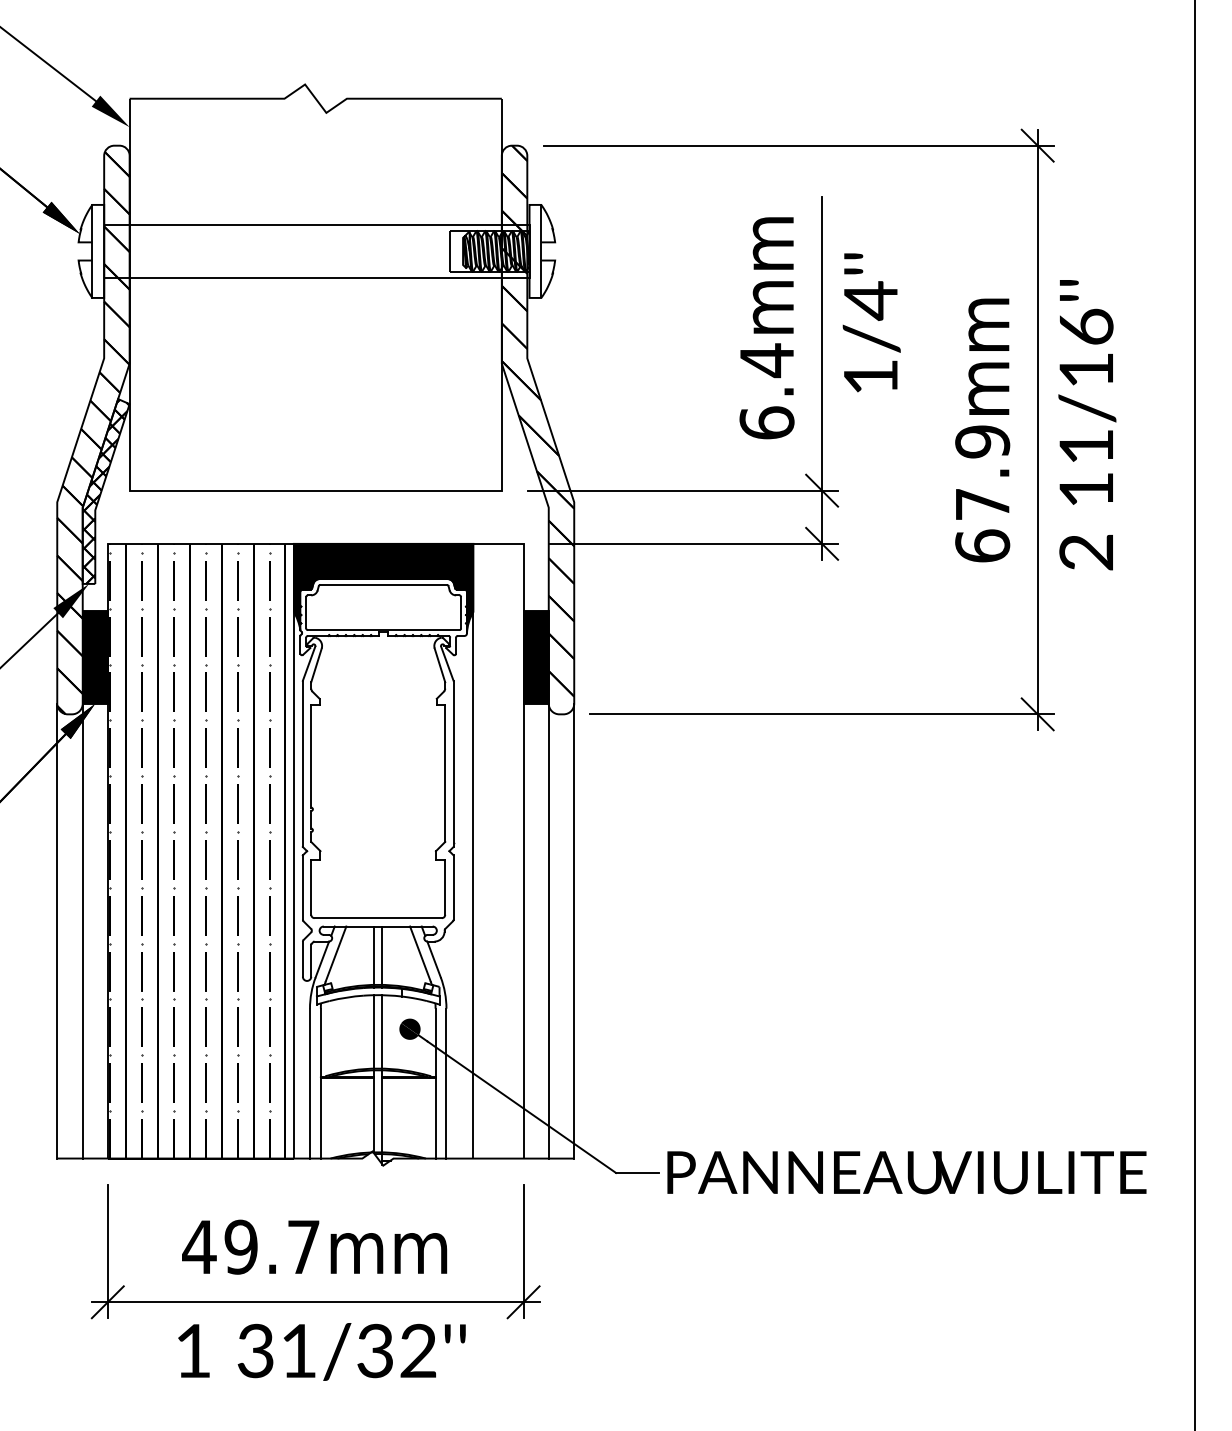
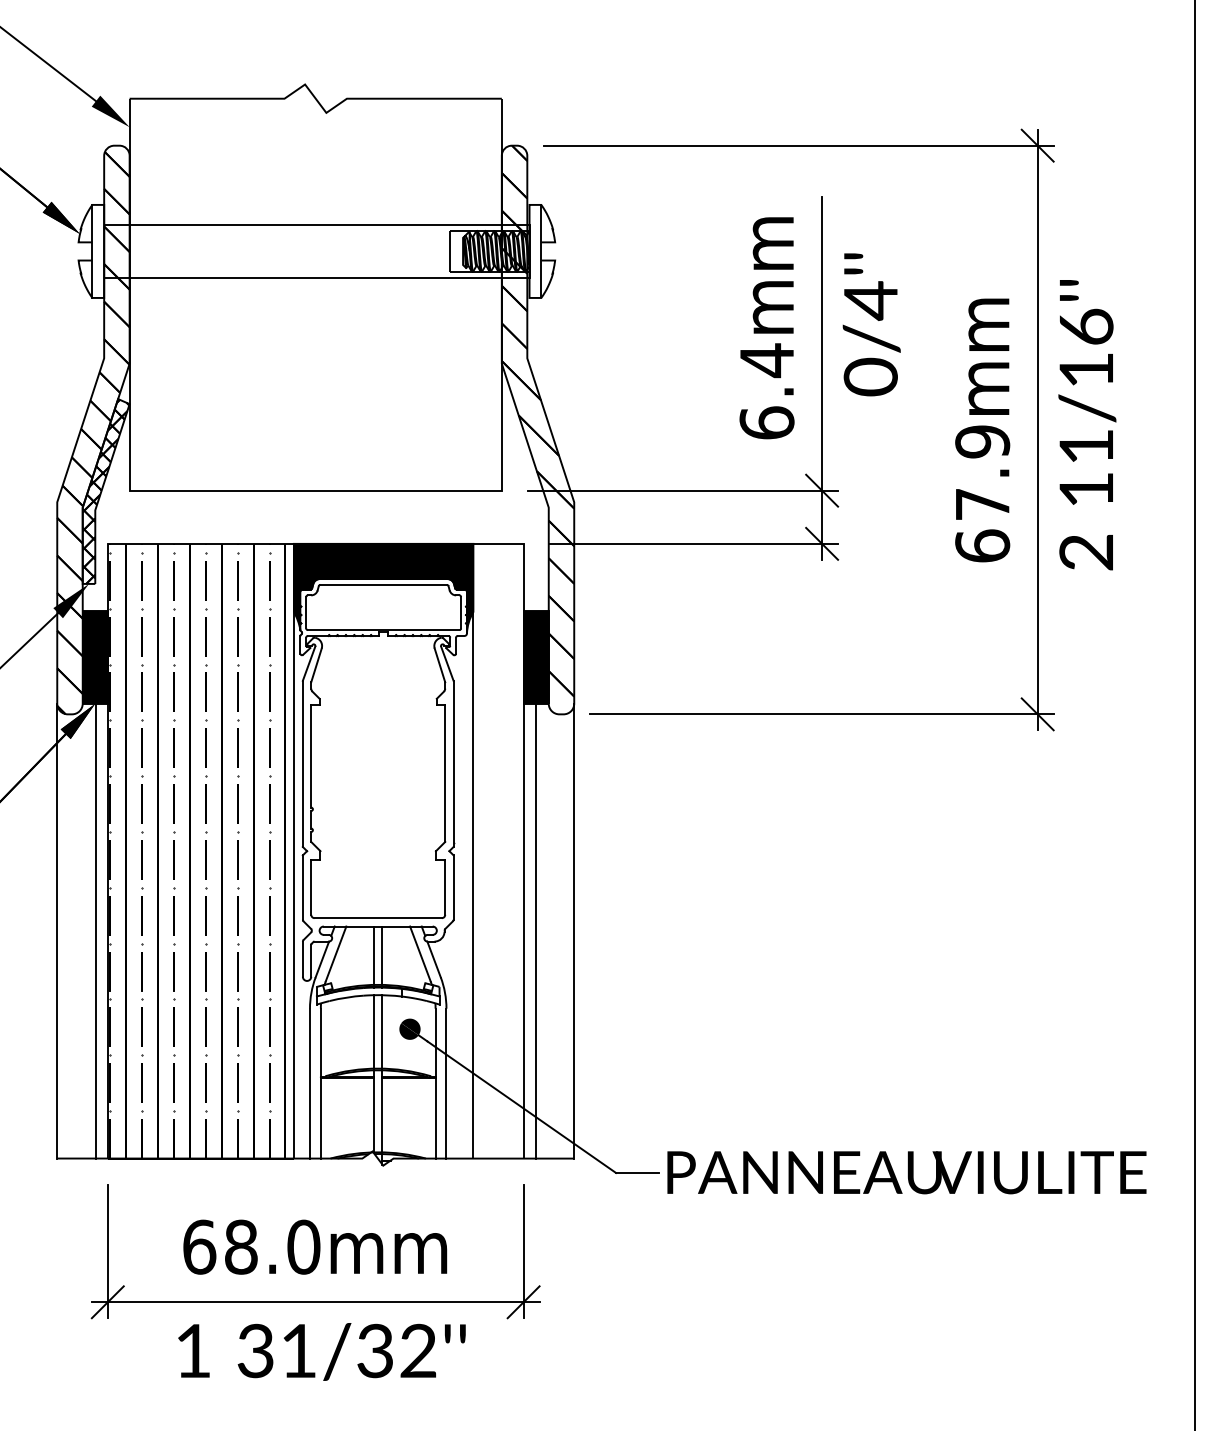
text: 1/4''\f] -> 0/4''\f] (870, 376)
line position: (82, 930) -> (95, 930) (95, 930)
line position: (548, 930) -> (535, 930) (535, 930)
text: 49.7mm -> 68.0mm (251, 1246)
